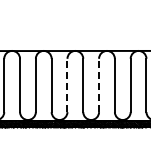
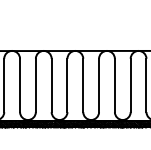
line: dashed -> solid (67, 85)
line: dashed -> solid (99, 85)
